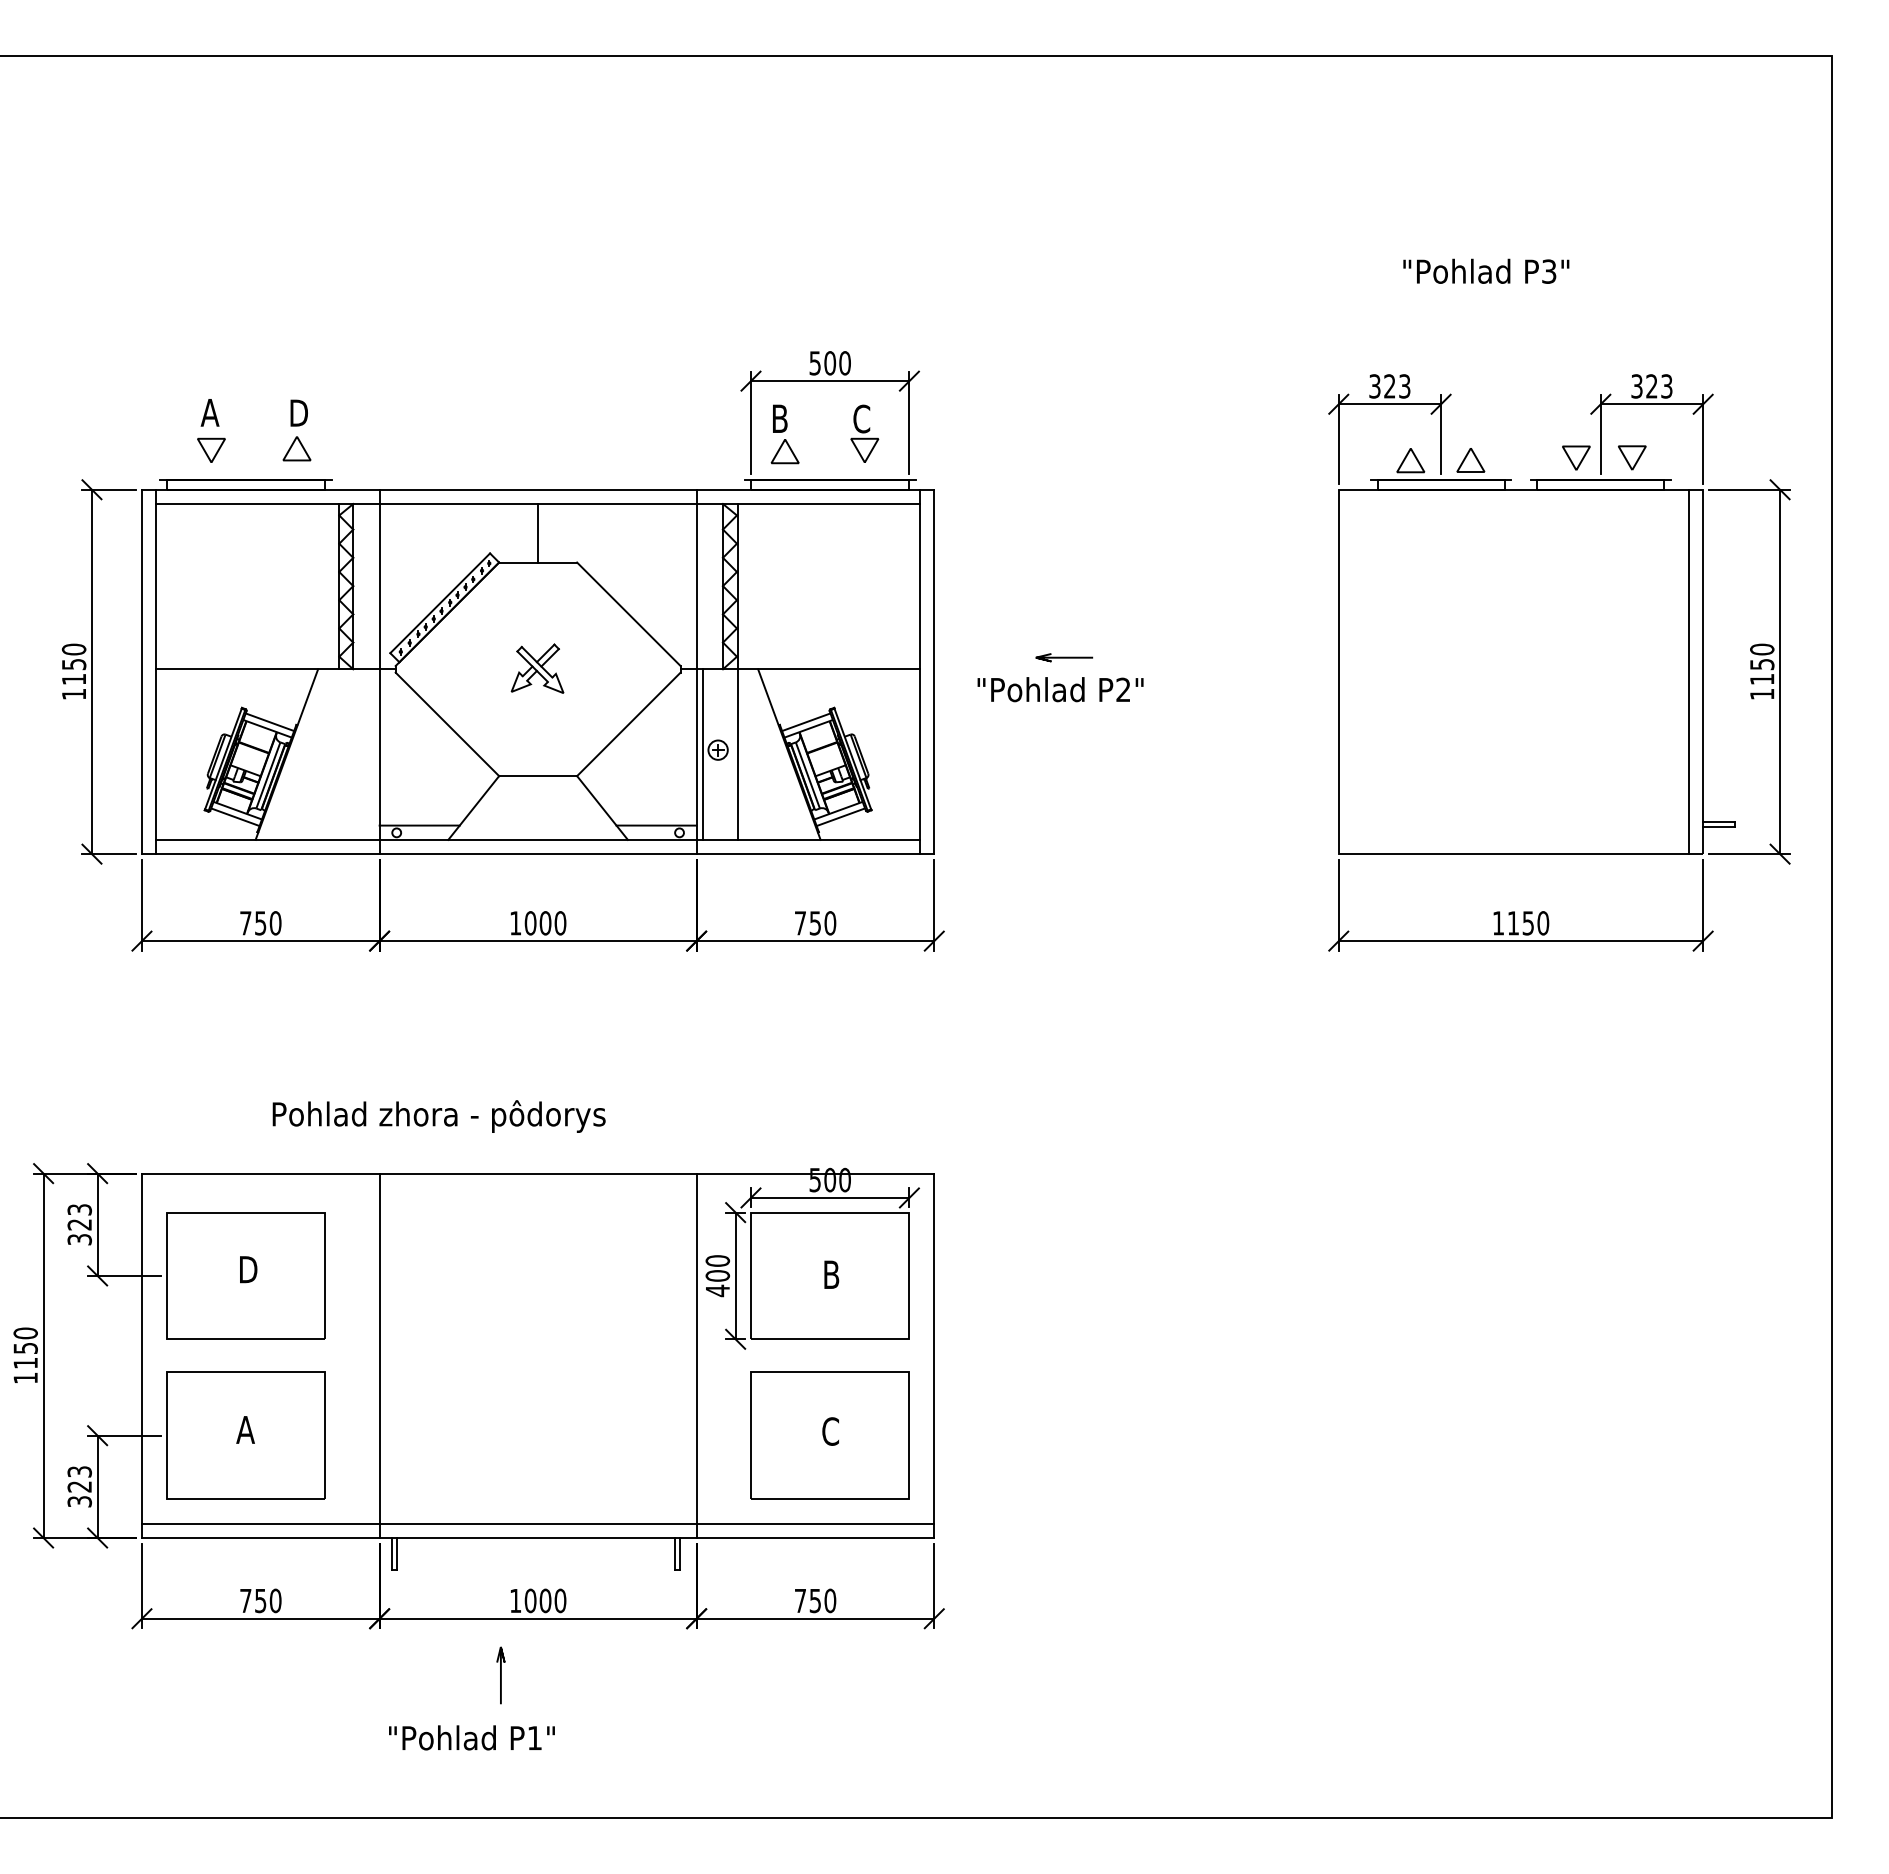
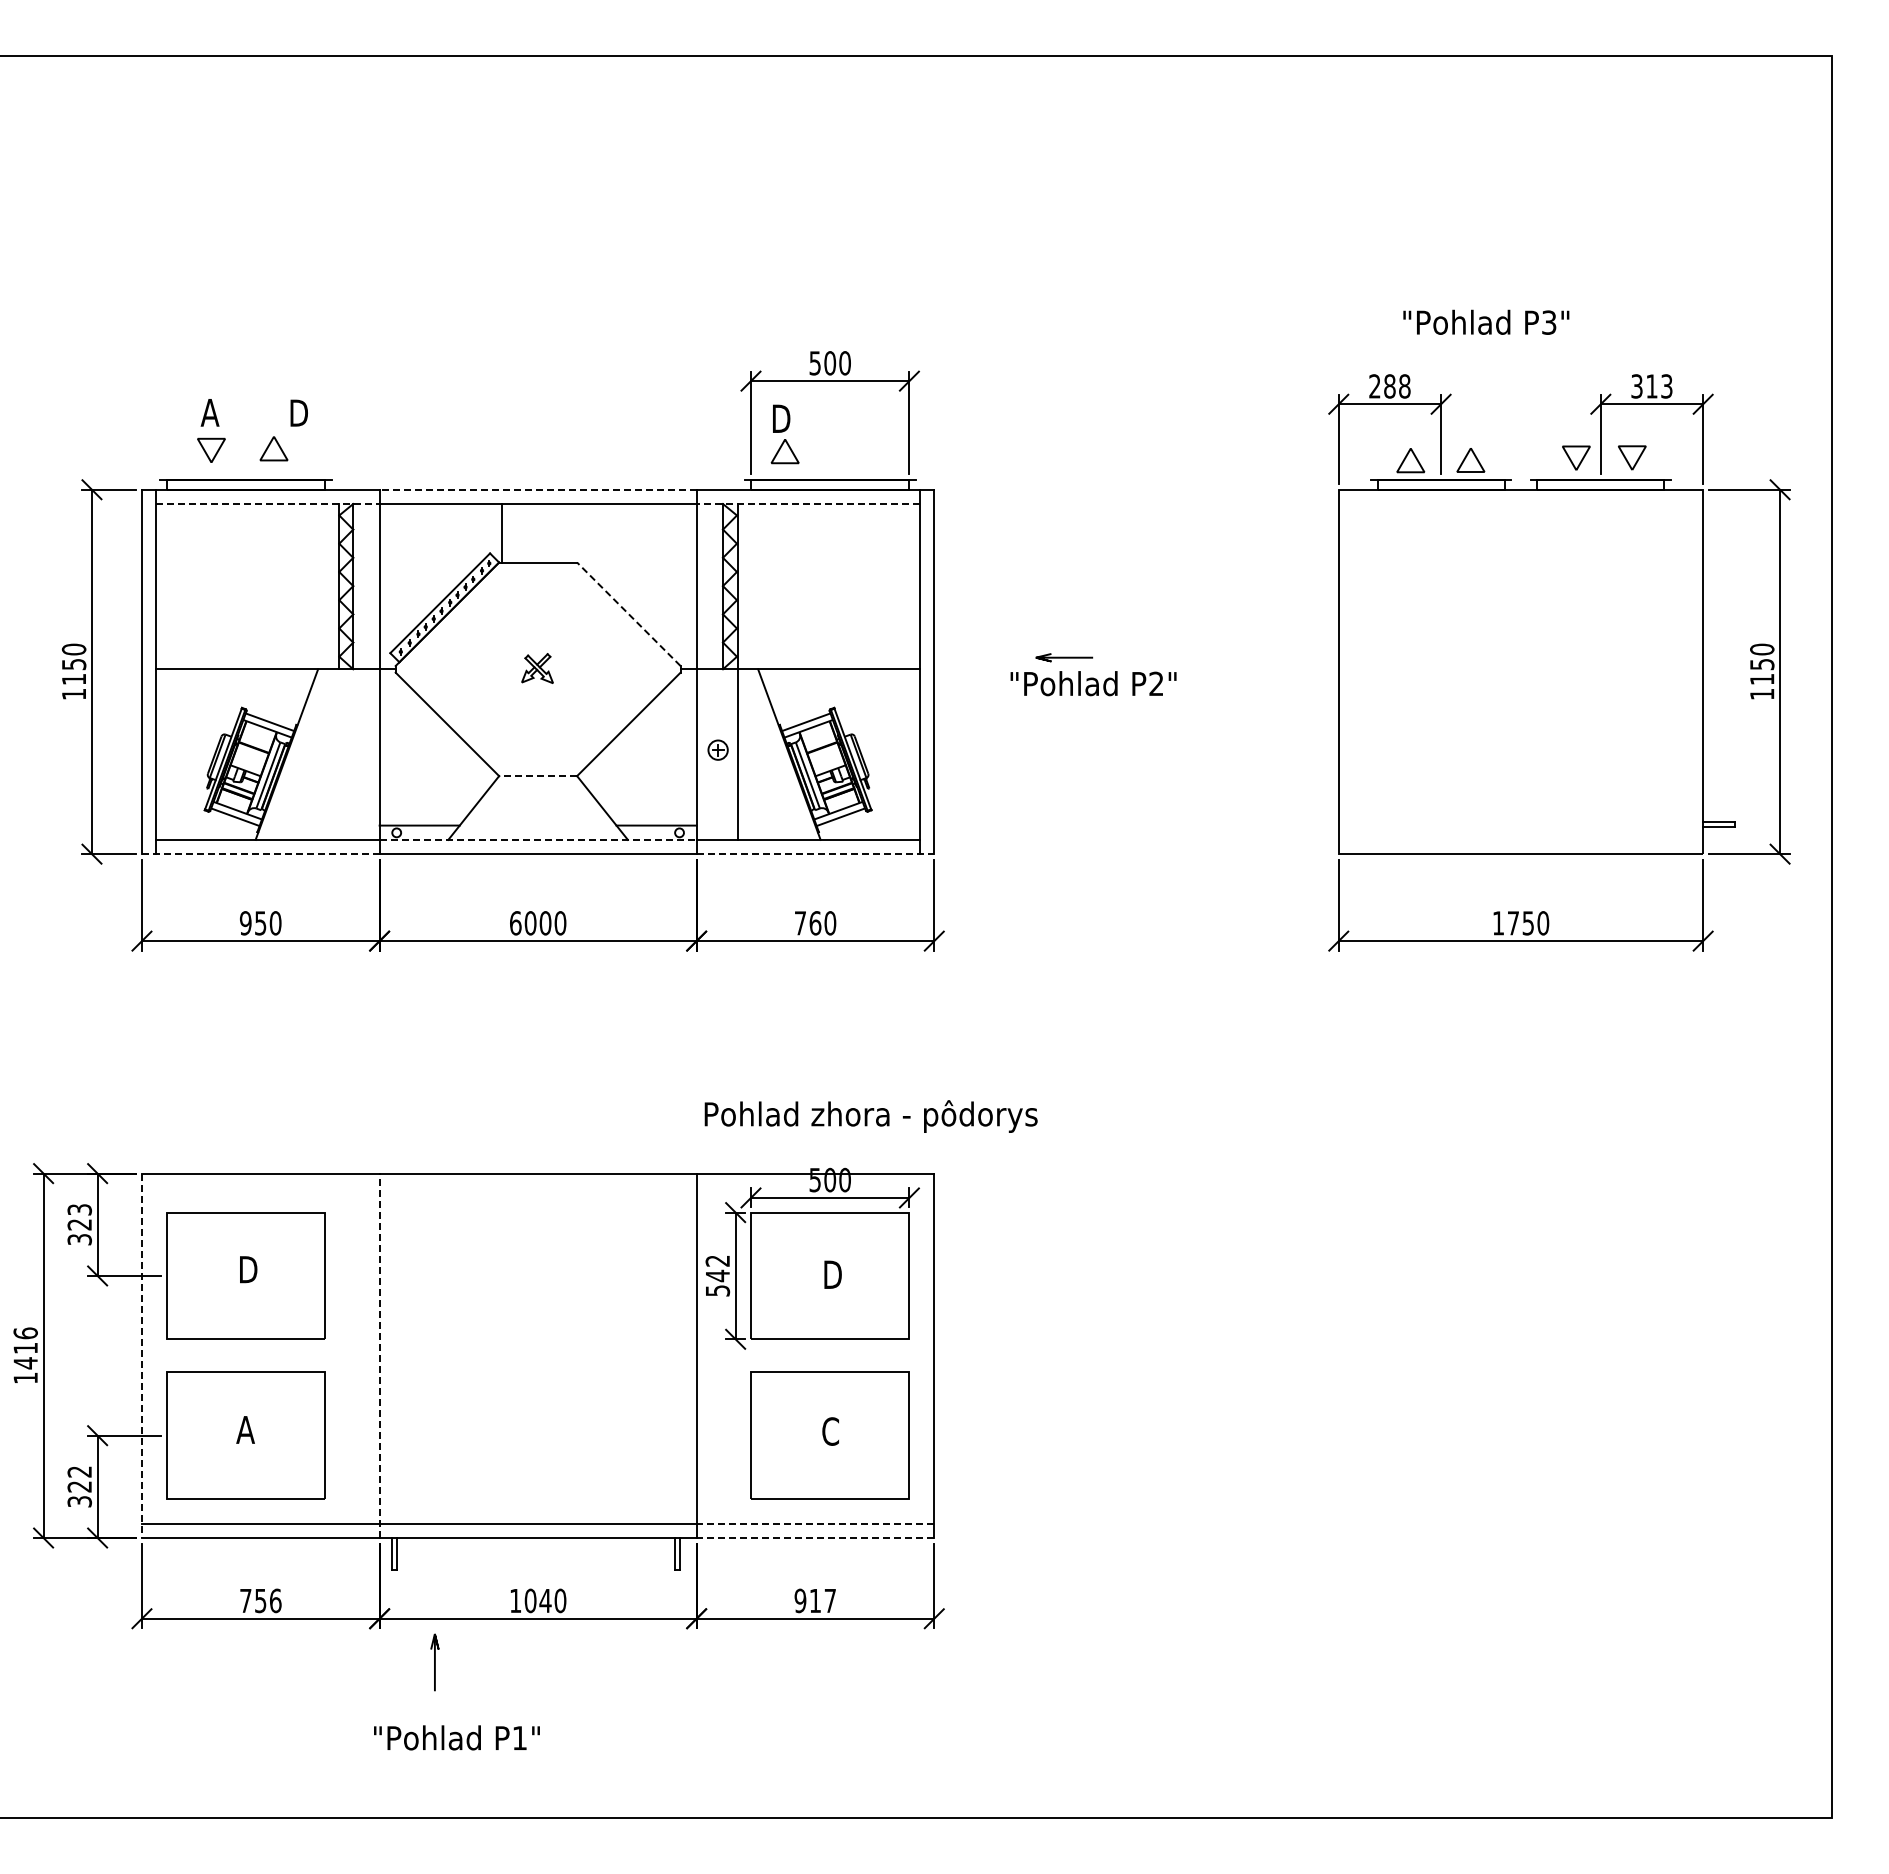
text position: (1486, 270) -> (1486, 321) (1486, 321)
text: 323 -> 288 (1389, 386)
text: 323 -> 313 (1651, 386)
text: B -> D (782, 418)
part: present -> none (864, 433)
part position: (296, 448) -> (273, 448) (273, 448)
line: solid -> dashed (538, 489)
line: solid -> dashed (267, 504)
line: solid -> dashed (808, 504)
line position: (538, 533) -> (502, 533) (502, 533)
line: solid -> dashed (628, 613)
part size: 55x51 px -> 33x31 px (537, 668)
line: present -> none (1688, 671)
text position: (1060, 689) -> (1093, 683) (1093, 683)
line: present -> none (703, 754)
line: solid -> dashed (538, 776)
line: solid -> dashed (538, 839)
line: solid -> dashed (260, 854)
line: solid -> dashed (815, 854)
text: 750 -> 950 (245, 923)
text: 1000 -> 6000 (515, 923)
text: 750 -> 760 (815, 923)
text: 1150 -> 1750 (1513, 923)
text position: (438, 1116) -> (870, 1116) (870, 1116)
text: B -> D (834, 1274)
text: 400 -> 542 (717, 1276)
text: 1150 -> 1416 (25, 1348)
line: solid -> dashed (379, 1355)
line: solid -> dashed (141, 1356)
text: 323 -> 322 (79, 1471)
line: solid -> dashed (815, 1523)
line: solid -> dashed (815, 1538)
text: 750 -> 756 (275, 1600)
text: 1000 -> 1040 (545, 1600)
text: 750 -> 917 (815, 1600)
line position: (500, 1675) -> (434, 1662) (434, 1662)
text position: (471, 1737) -> (456, 1737) (456, 1737)
